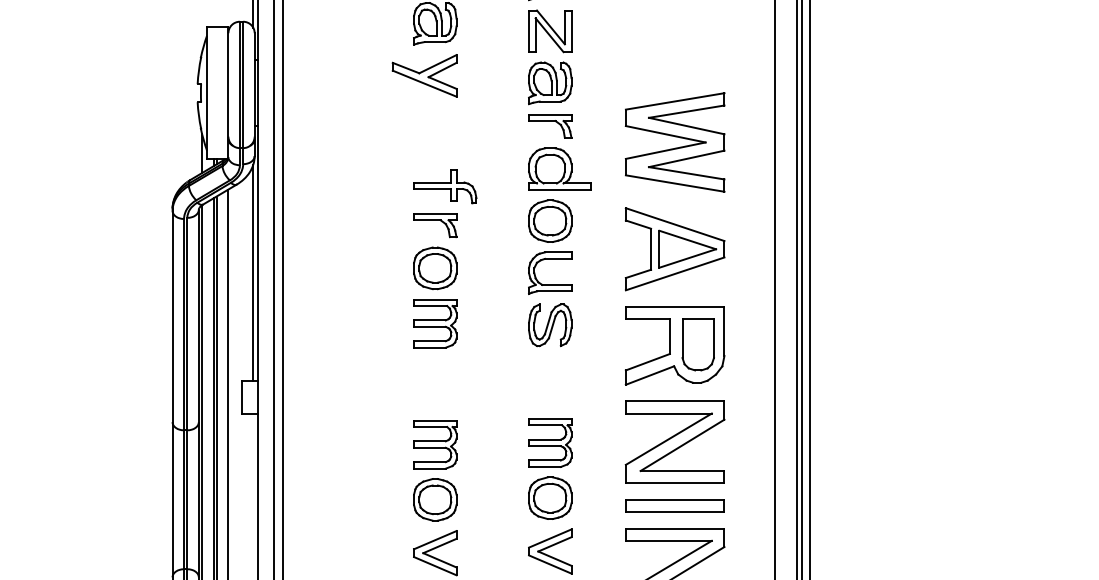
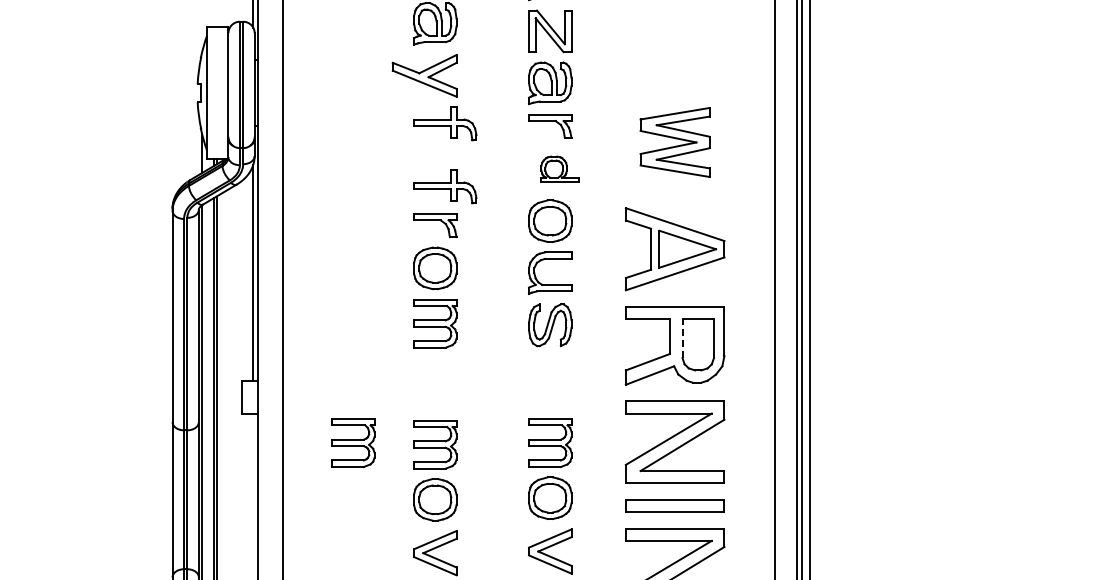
part: none -> present (445, 123)
part size: 102x101 px -> 72x71 px (674, 142)
part size: 64x44 px -> 40x28 px (559, 168)
line: present -> none (274, 289)
line: solid -> dashed (682, 338)
line: present -> none (228, 382)
part: none -> present (353, 442)
